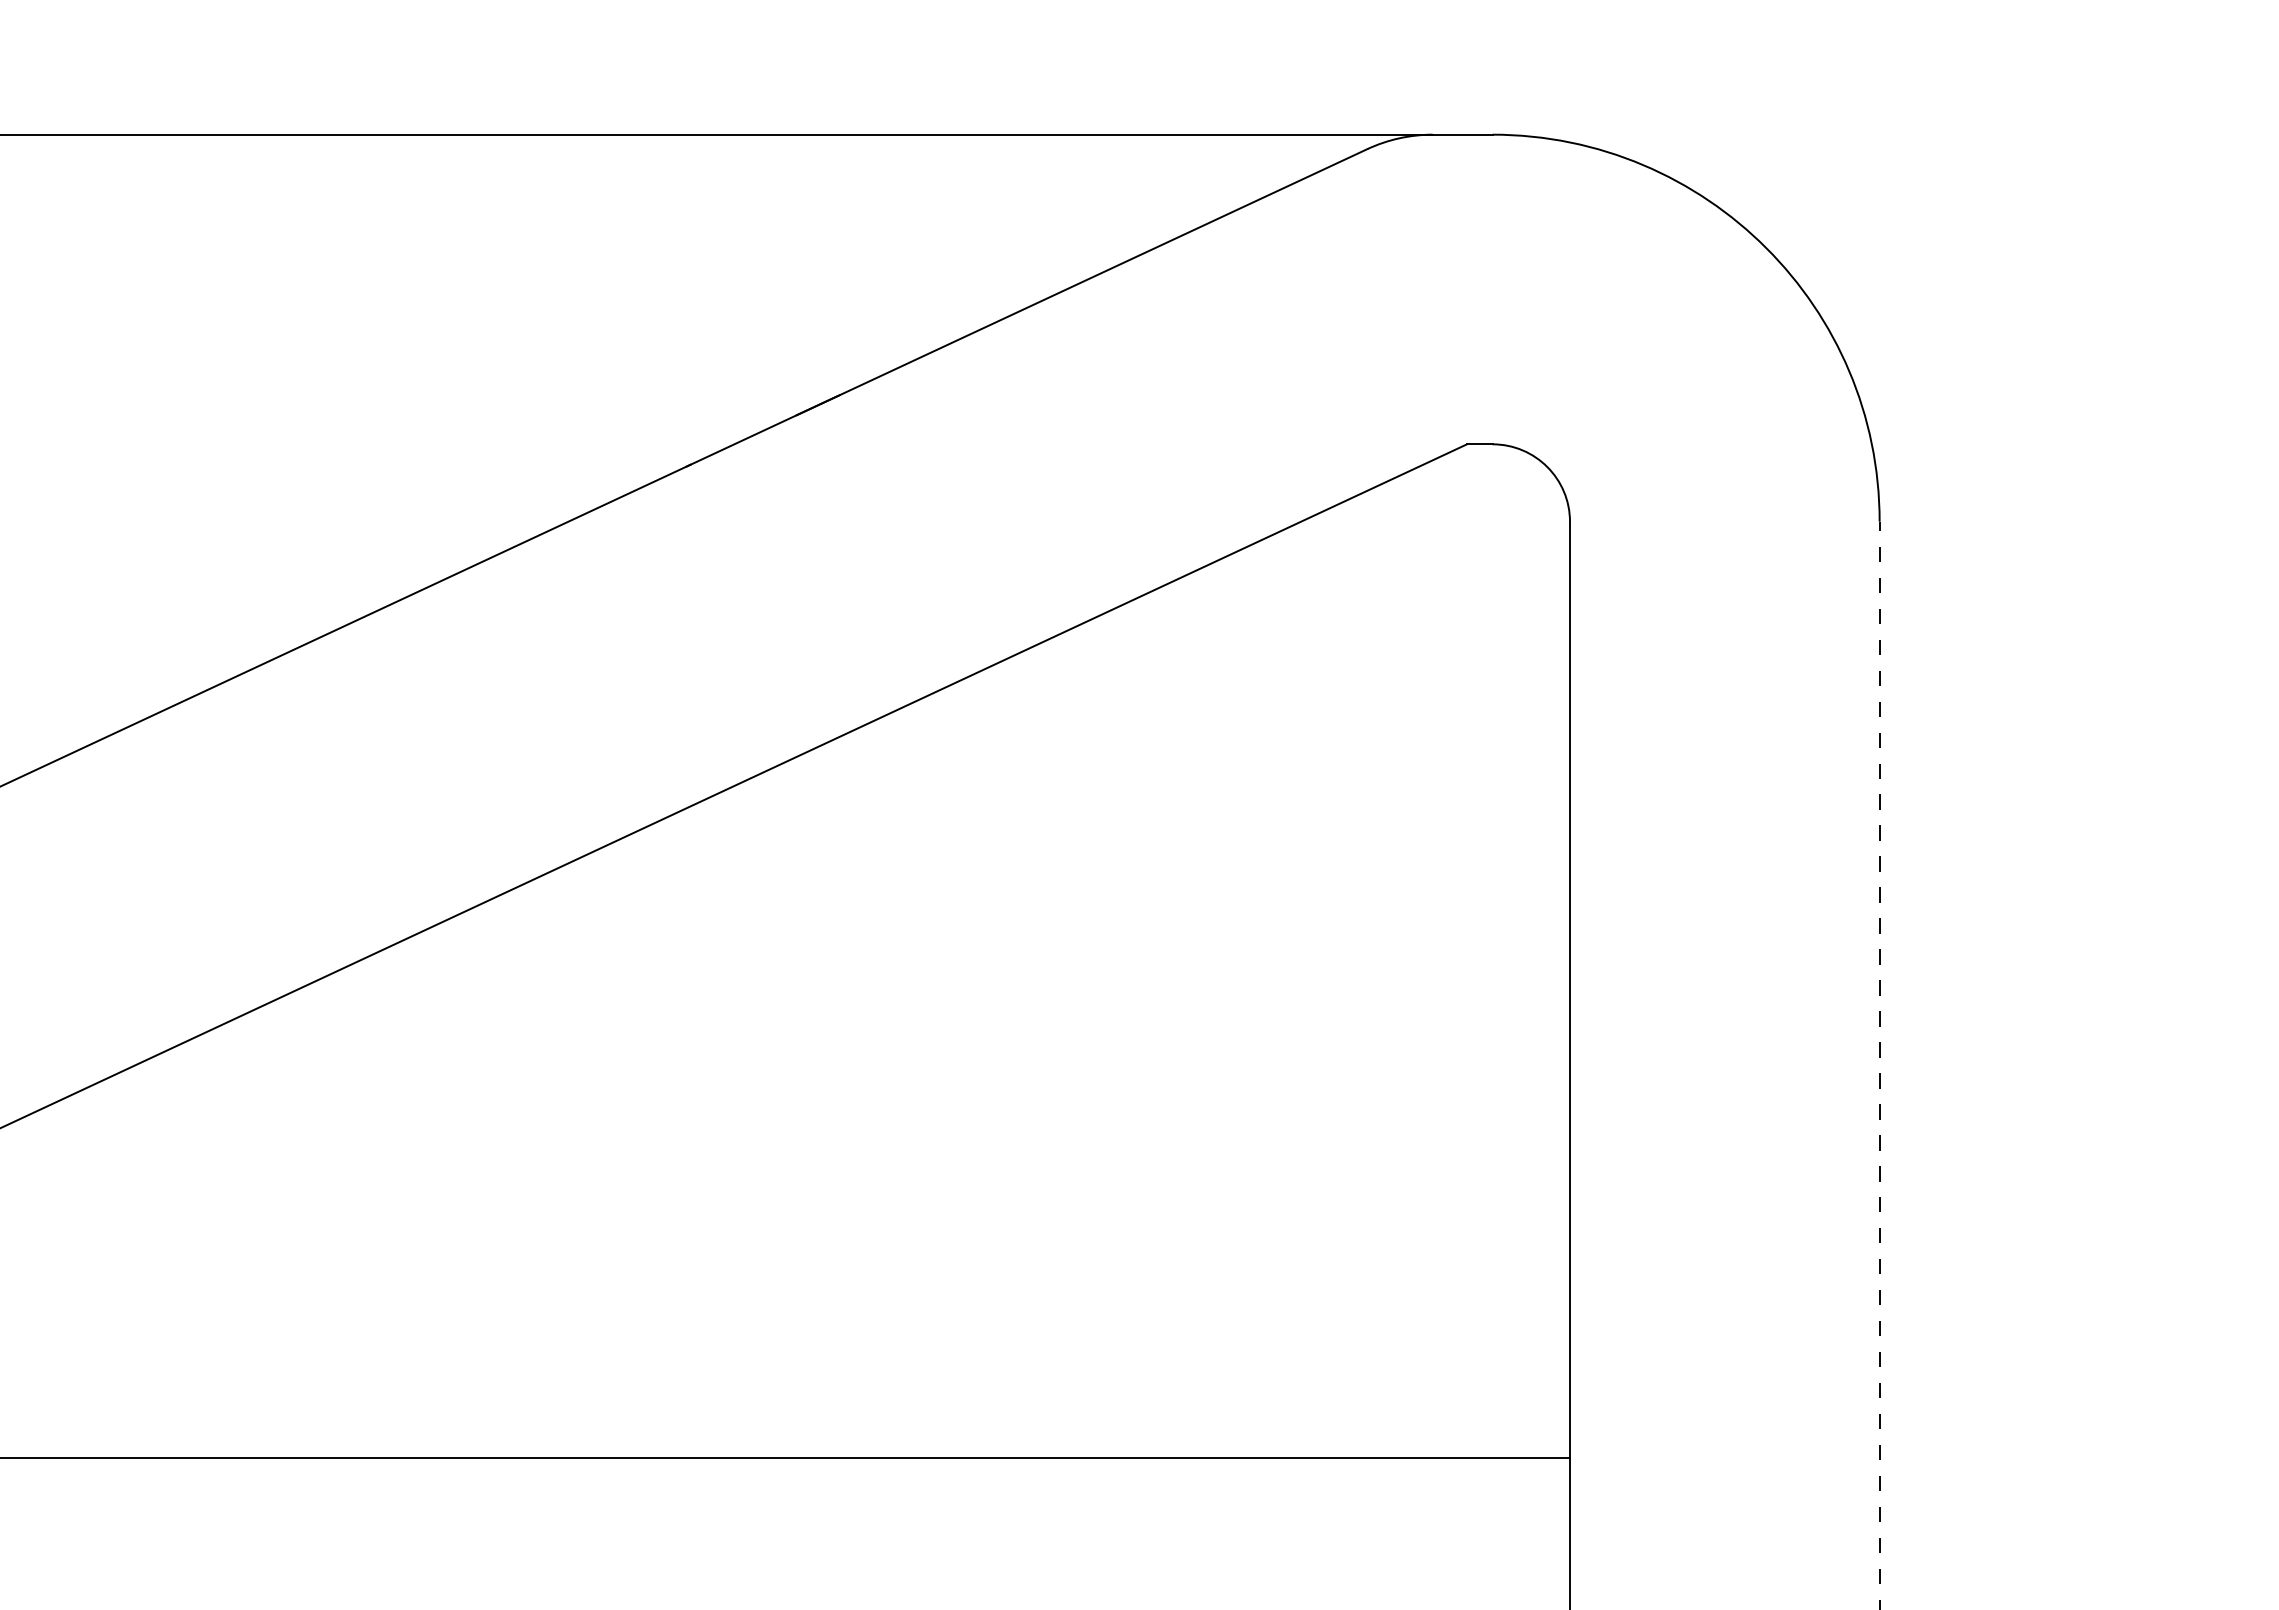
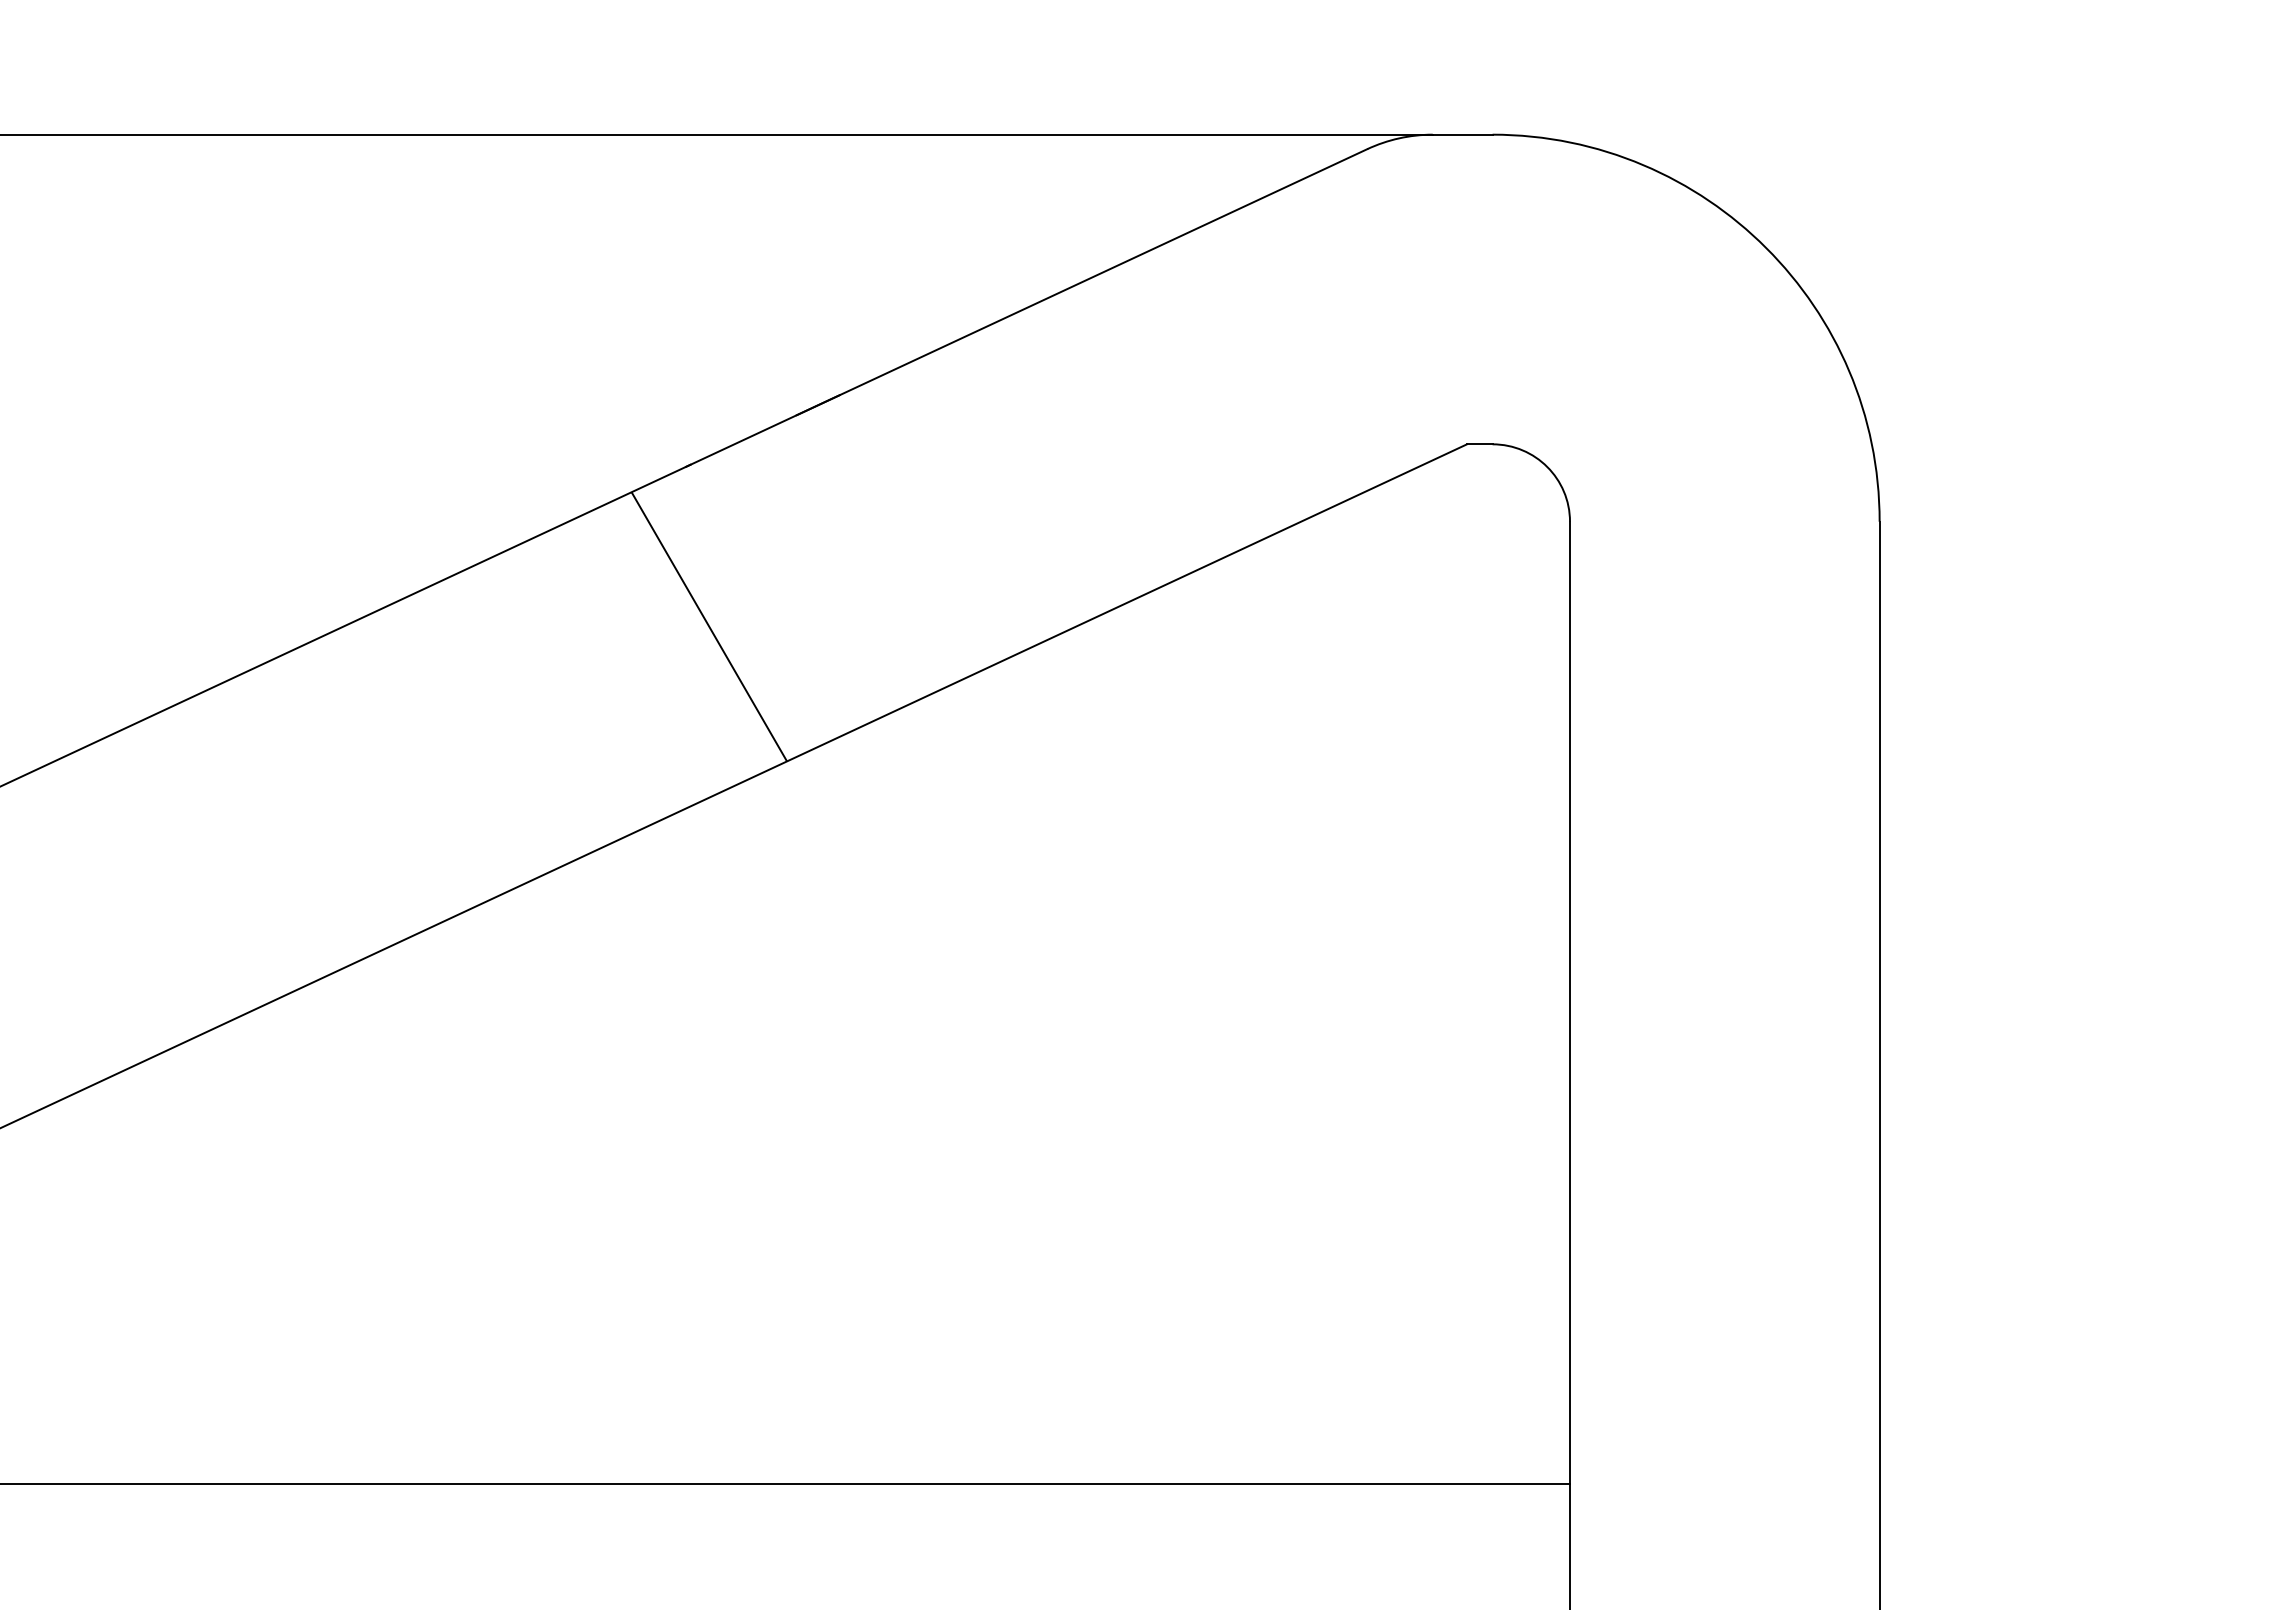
hatch: none -> present (709, 626)
line: dashed -> solid (1879, 1065)
line position: (786, 1458) -> (786, 1484) (786, 1484)
